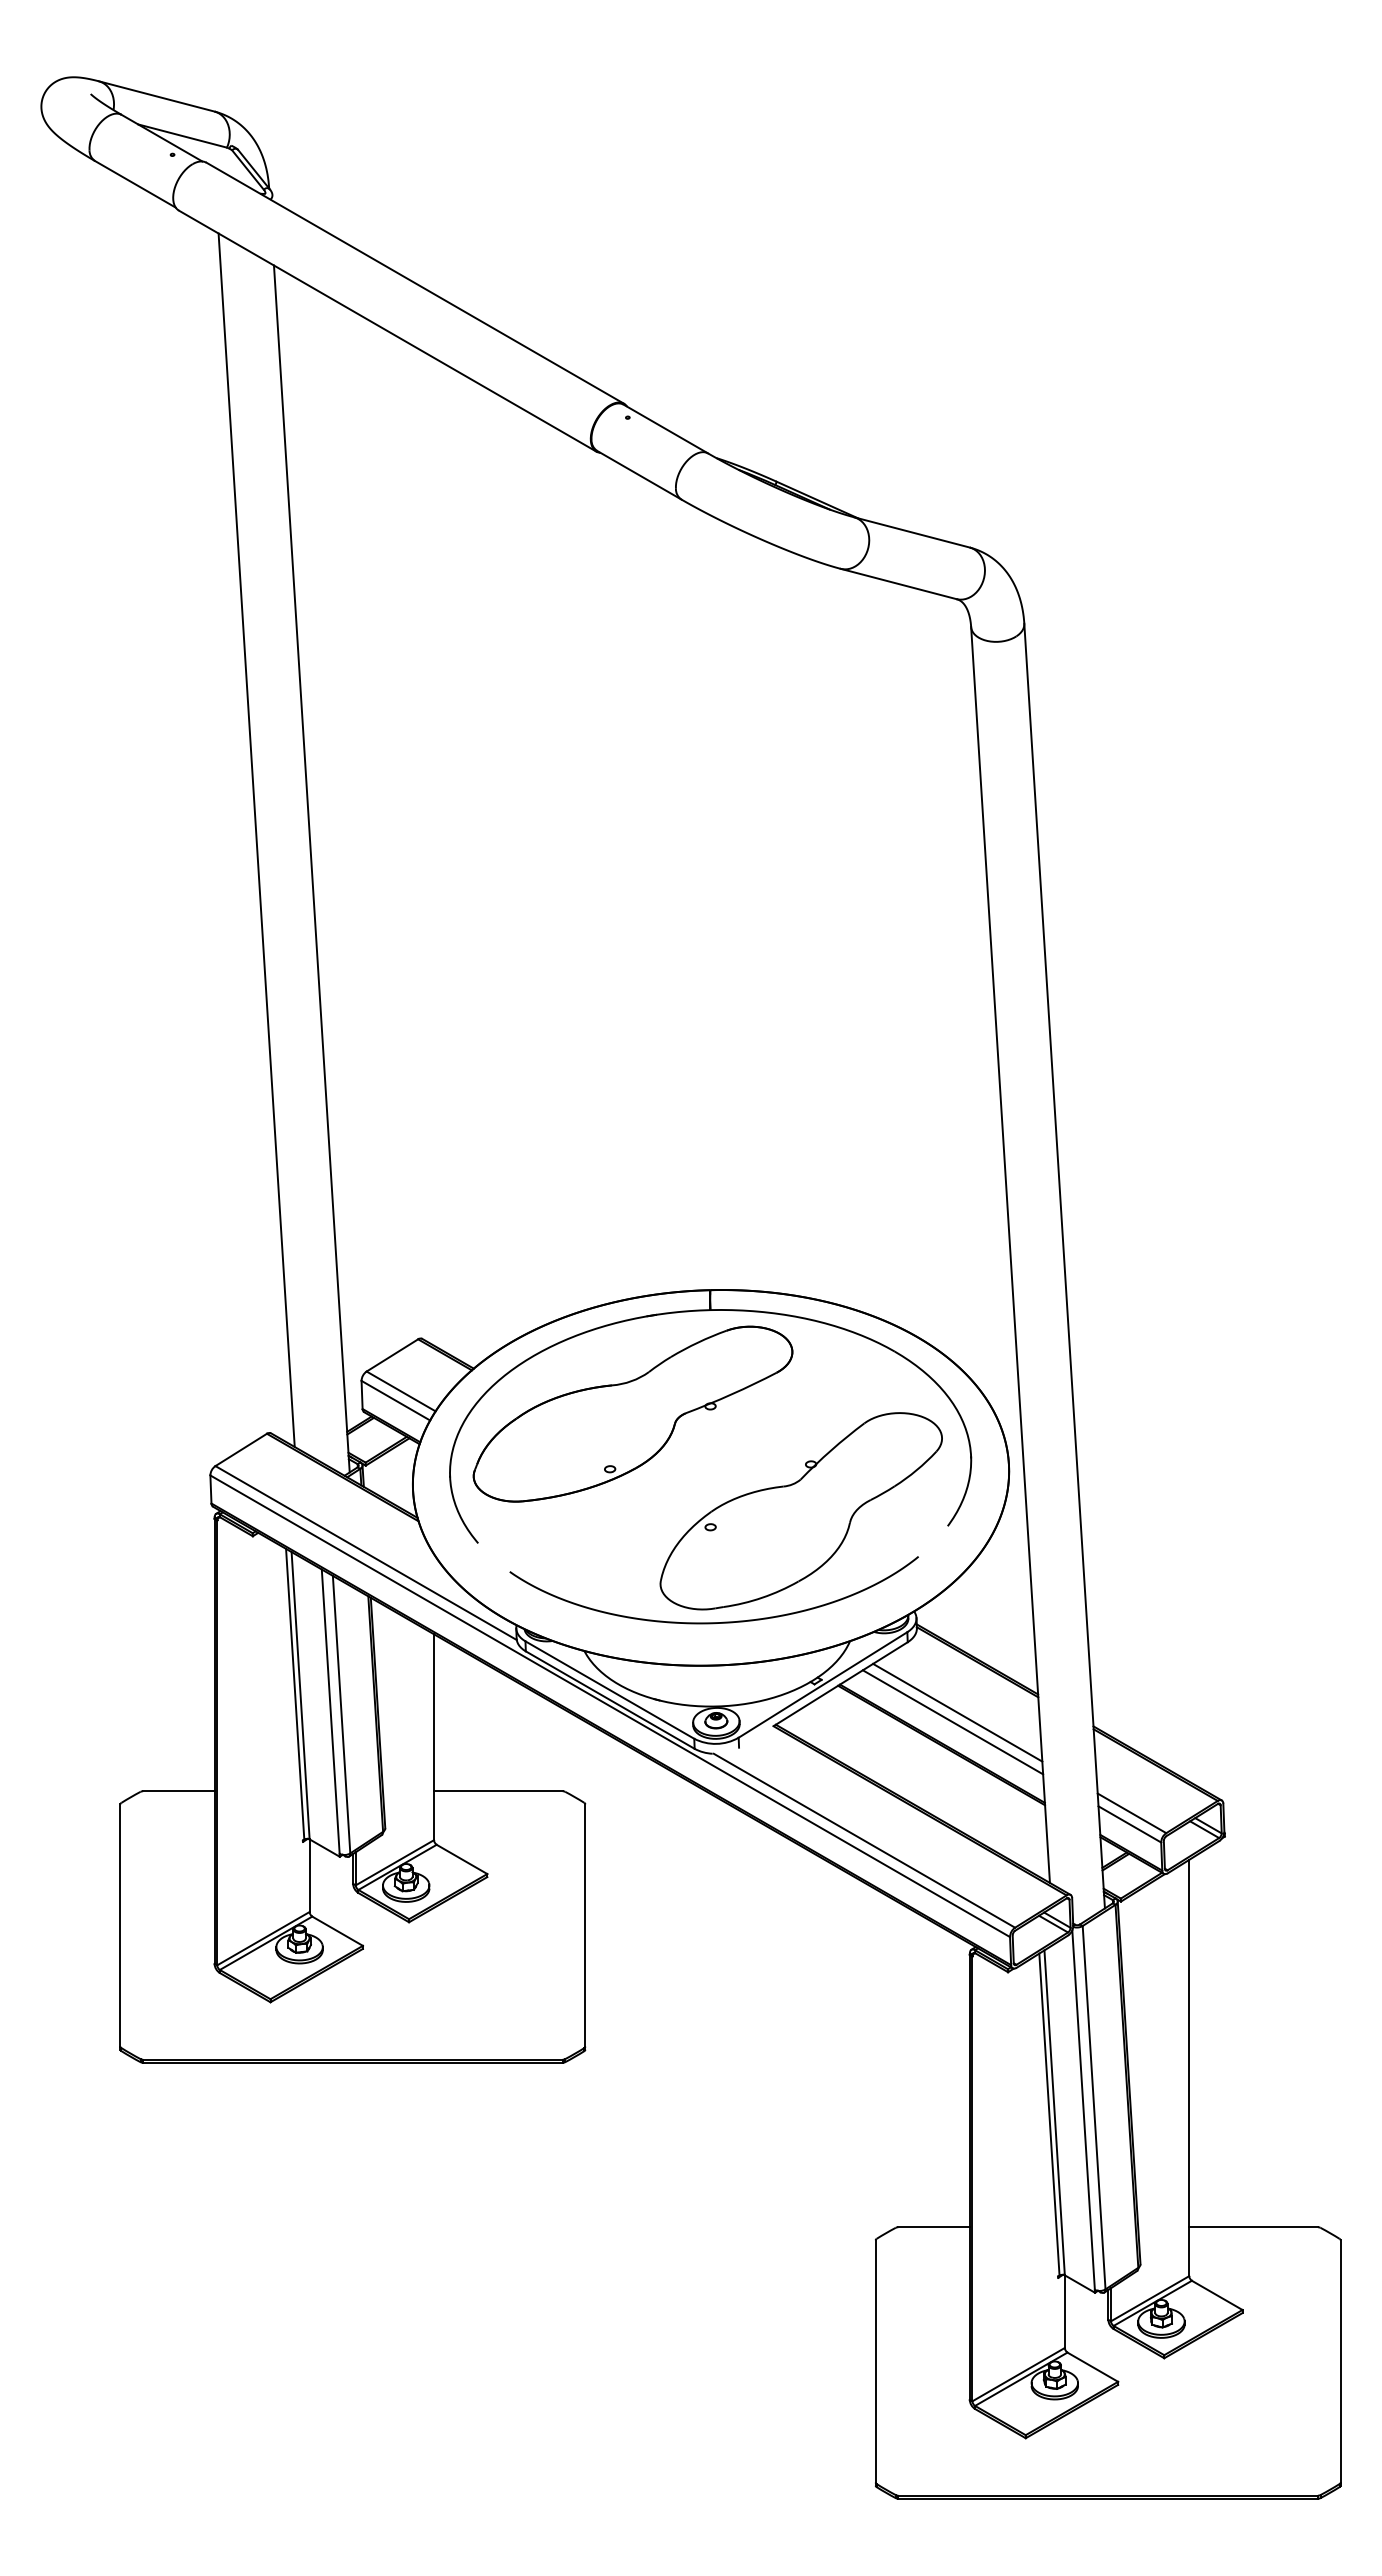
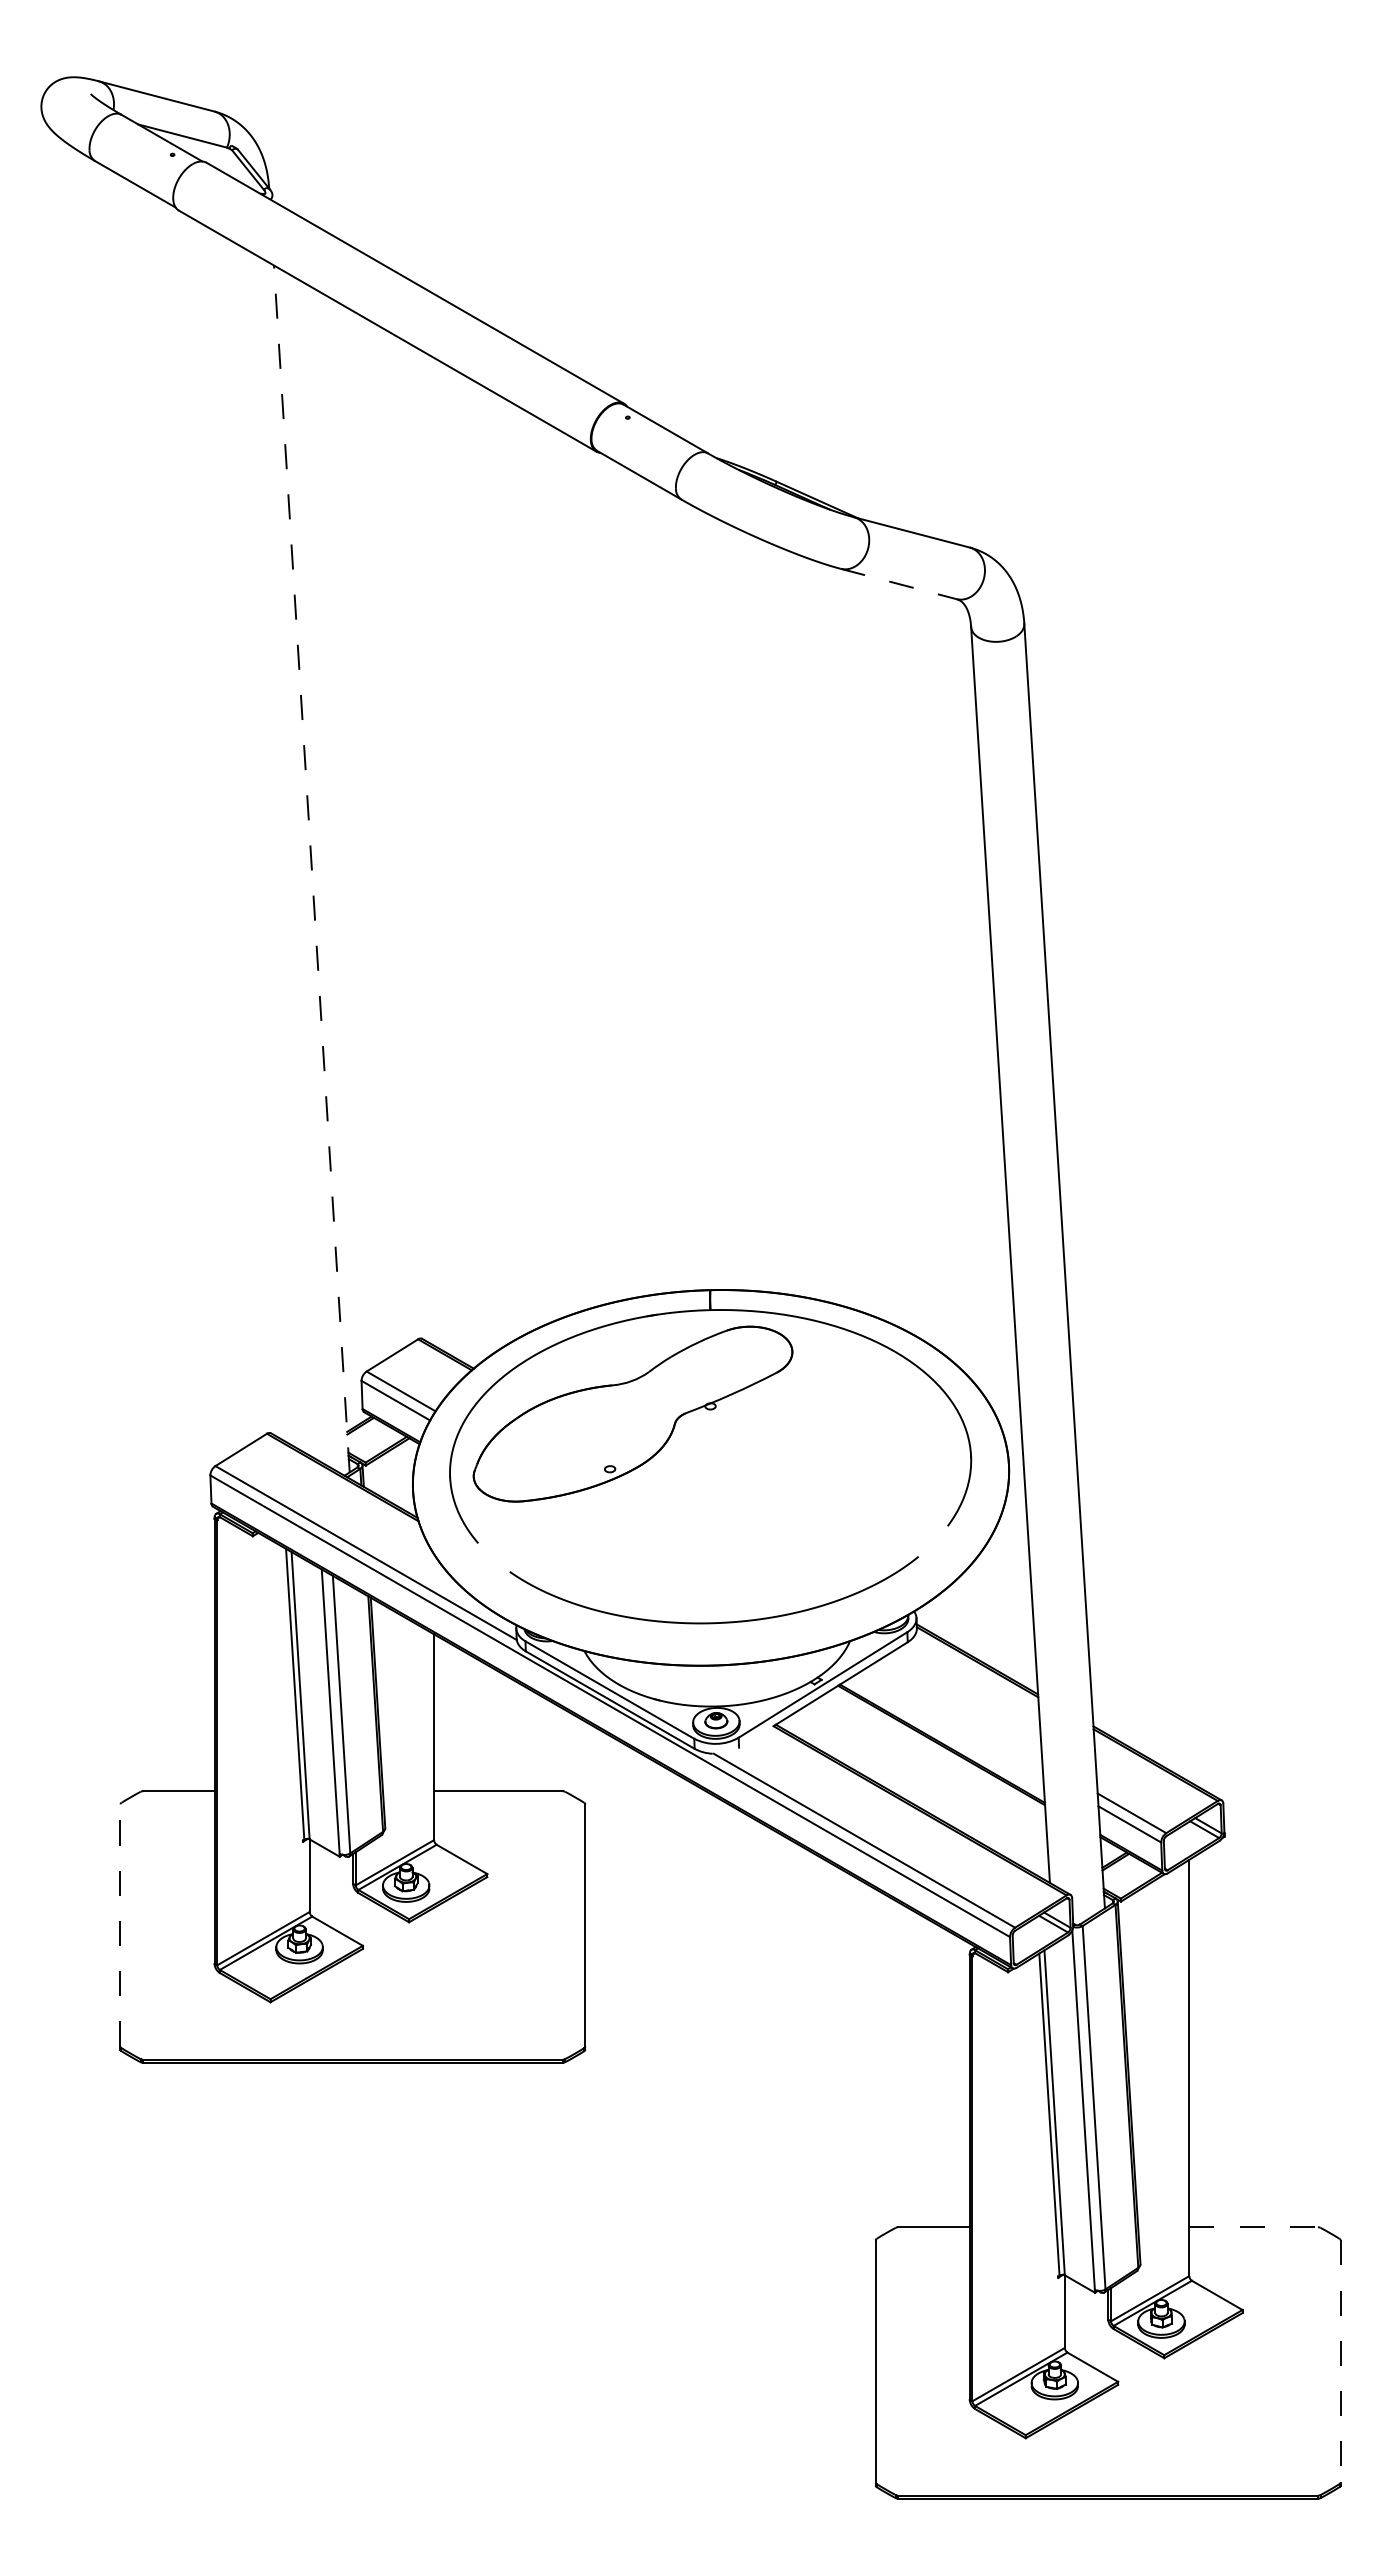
line: solid -> dashed (898, 583)
line: present -> none (256, 839)
line: solid -> dashed (311, 868)
part: present -> none (800, 1511)
line: present -> none (957, 1712)
line: present -> none (952, 1722)
line: solid -> dashed (120, 1924)
line: solid -> dashed (1254, 2227)
line: solid -> dashed (1340, 2361)
